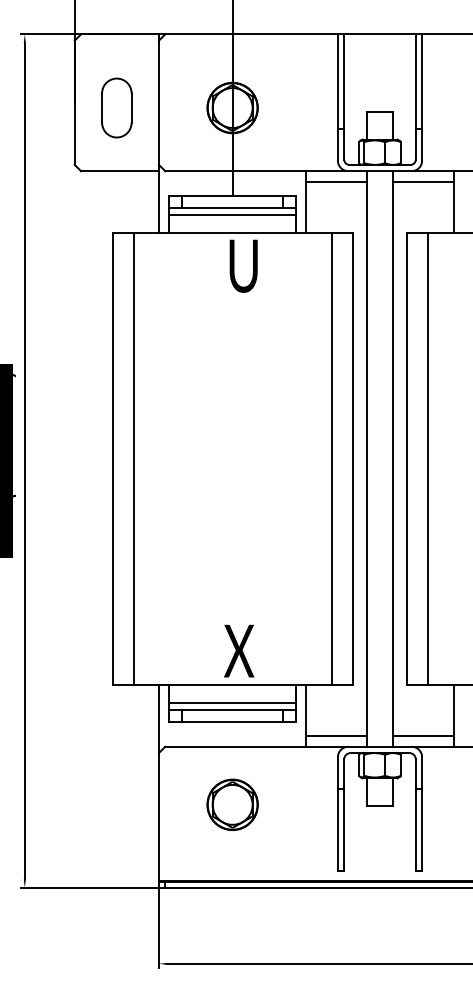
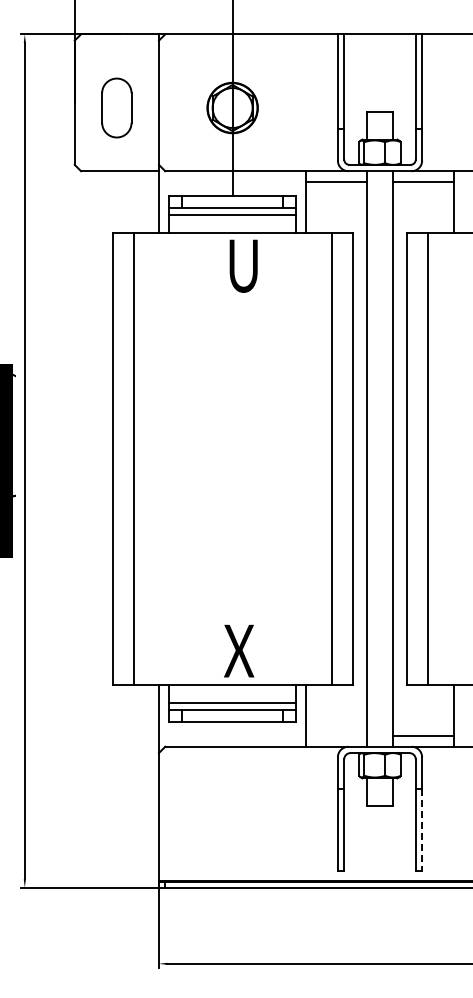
line: present -> none (336, 736)
part: present -> none (232, 804)
line: solid -> dashed (422, 830)
